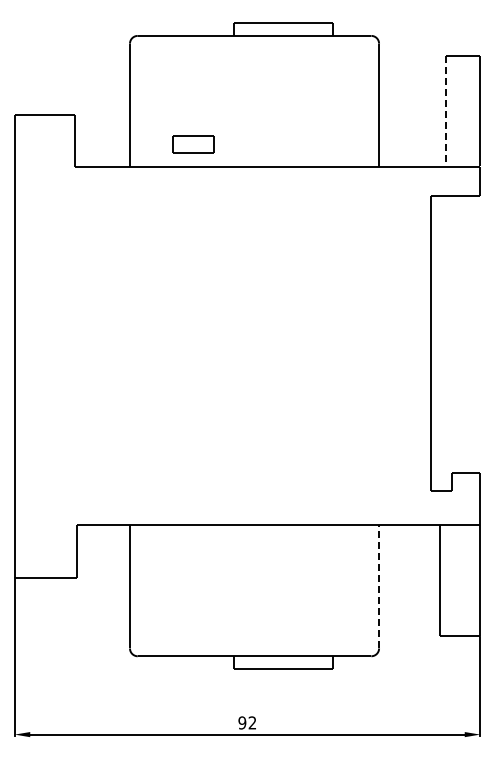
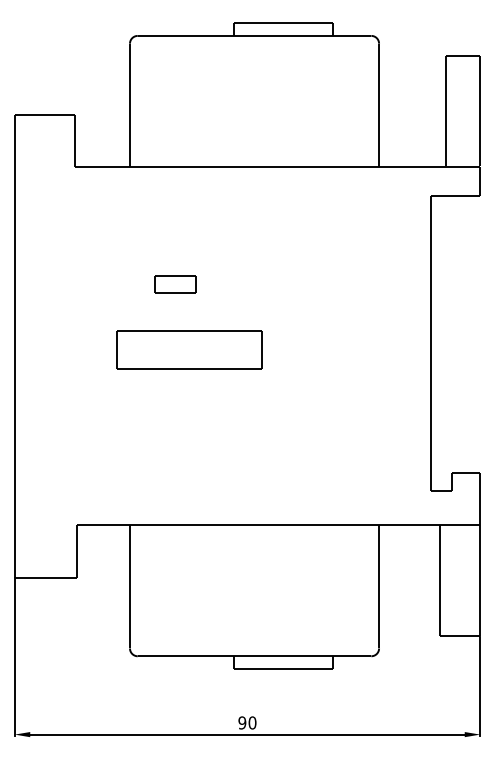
line: dashed -> solid (446, 110)
part position: (193, 144) -> (175, 284) (175, 284)
part: none -> present (189, 349)
line: dashed -> solid (379, 586)
text: 92 -> 90 (252, 722)
